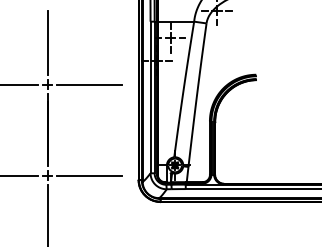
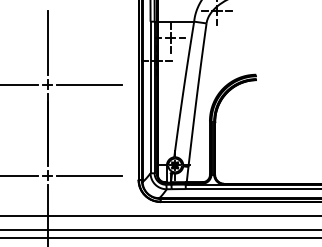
line: none -> present (160, 215)
line: none -> present (160, 230)
line: none -> present (160, 237)
